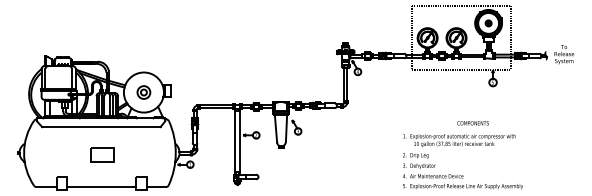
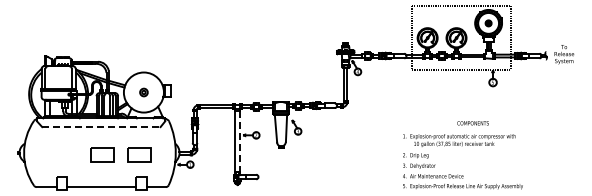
part size: 16x15 px -> 10x11 px (143, 92)
line: solid -> dashed (101, 127)
line: solid -> dashed (239, 141)
part: none -> present (139, 154)
